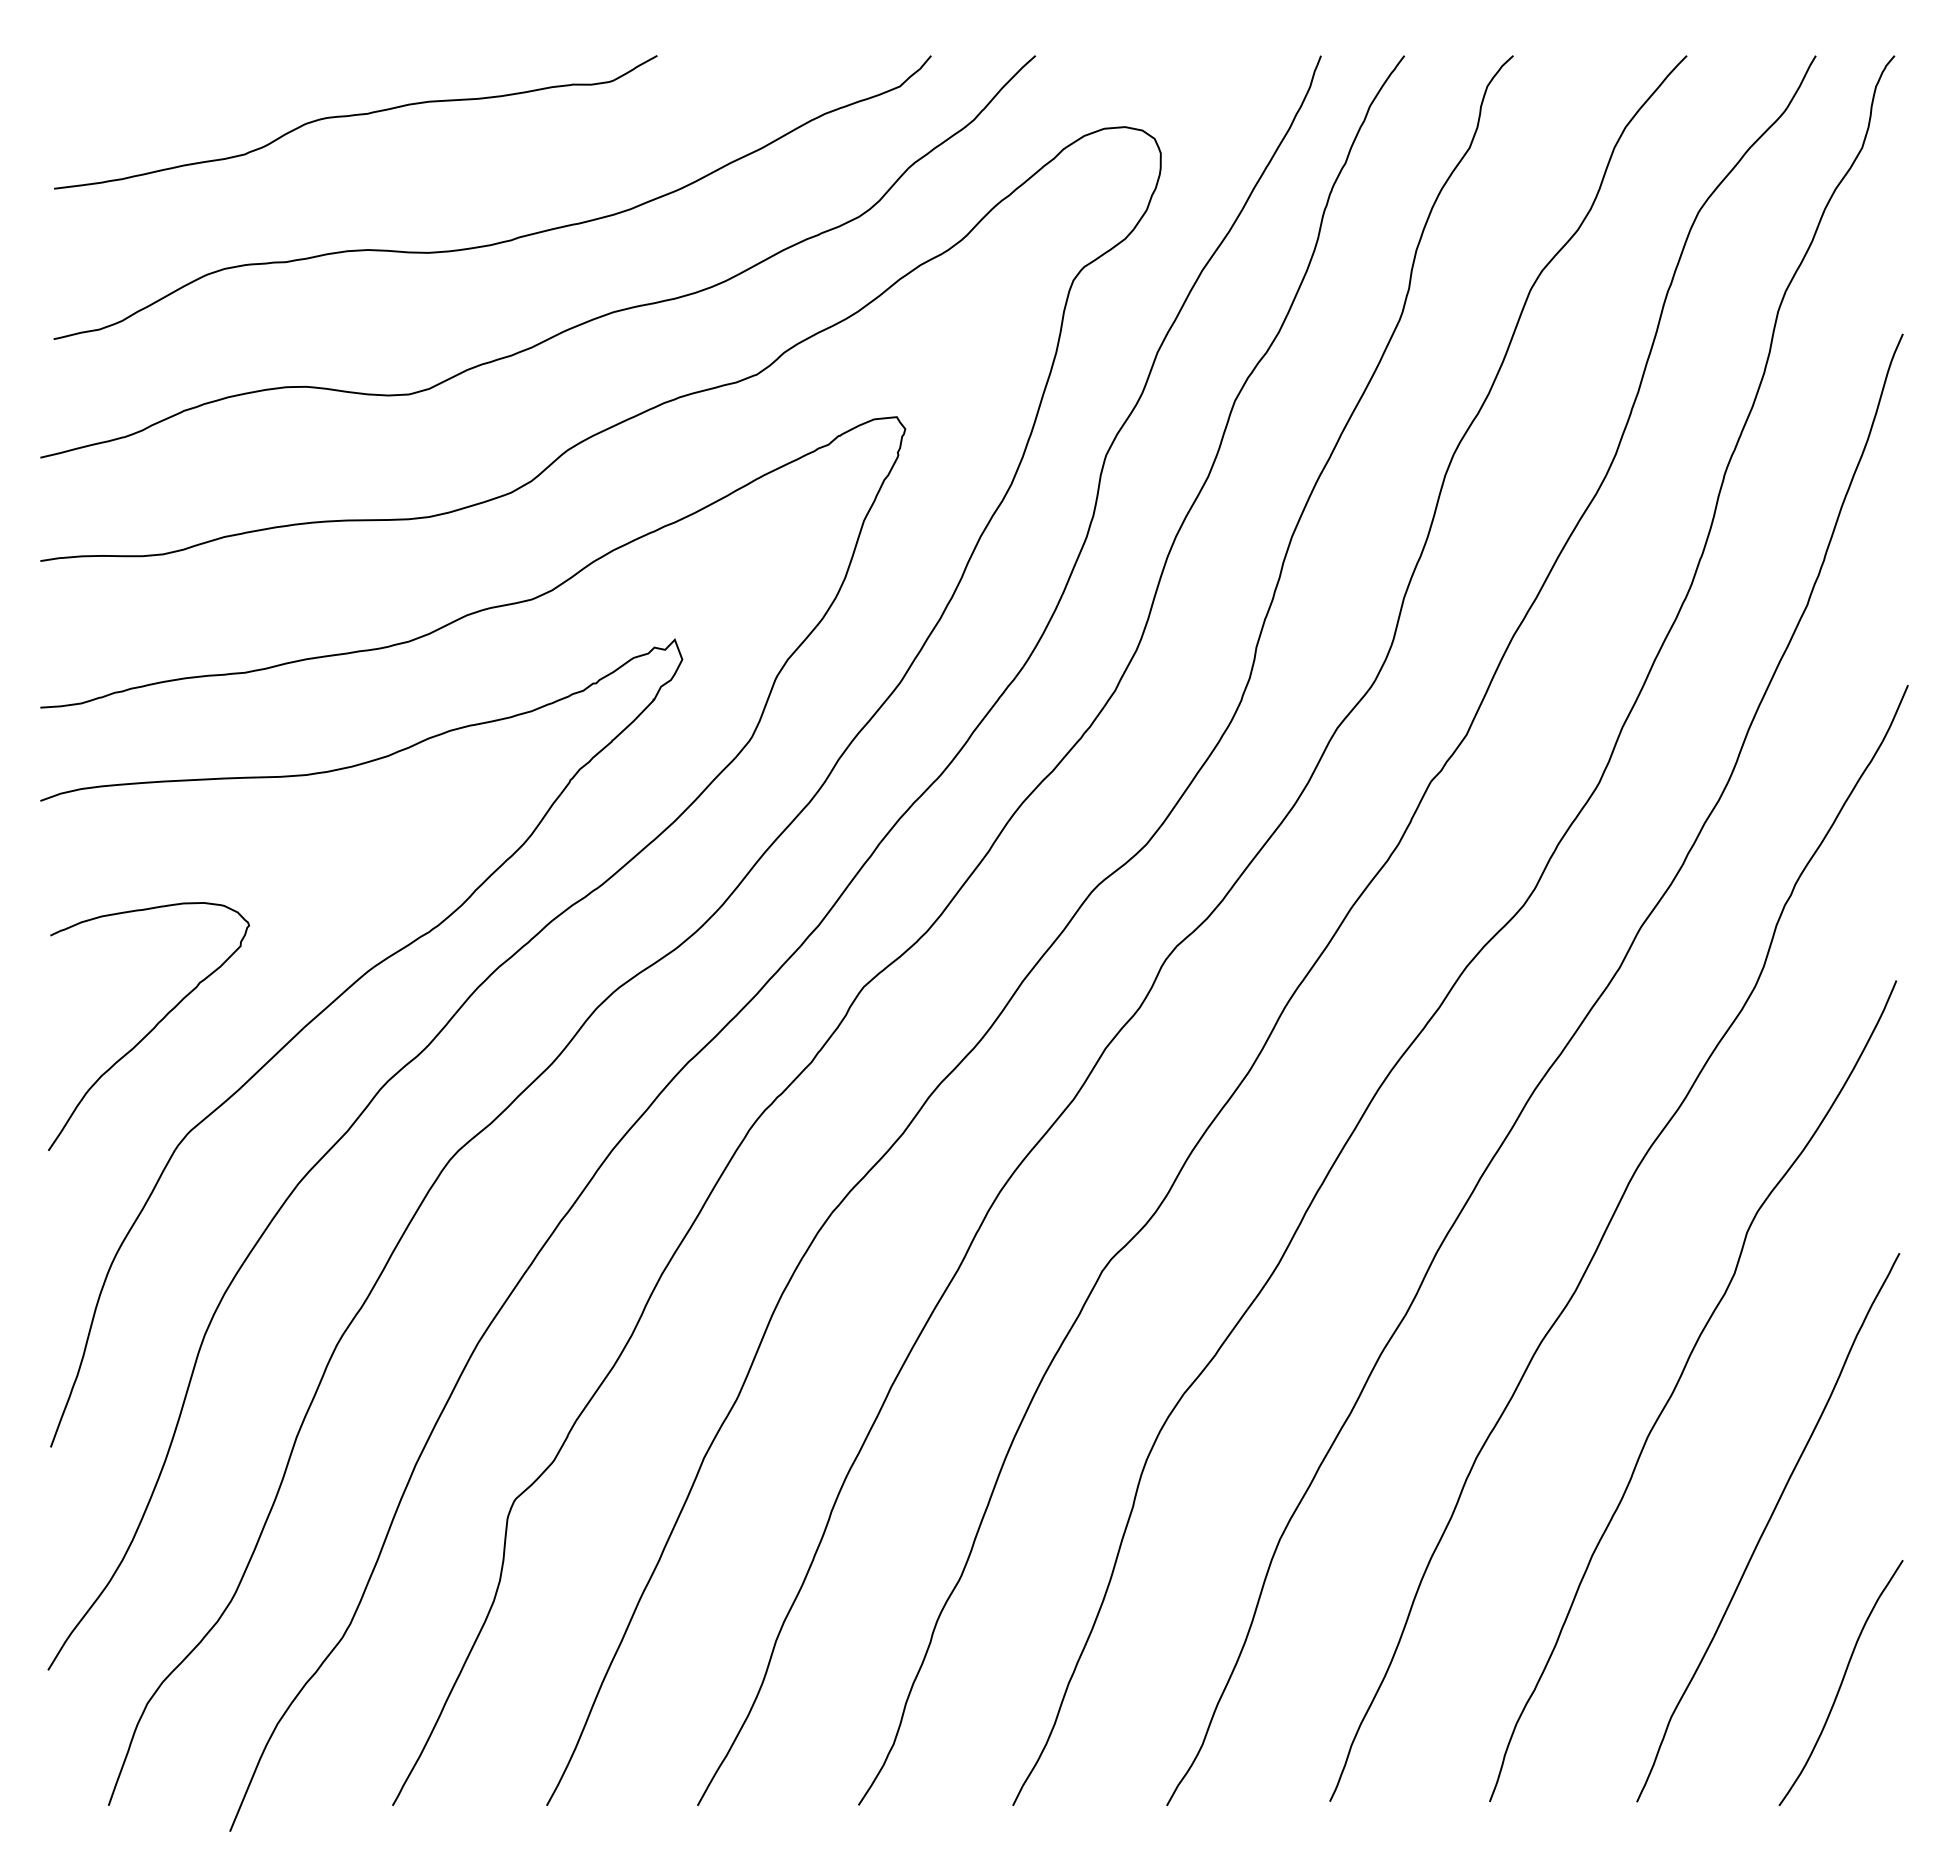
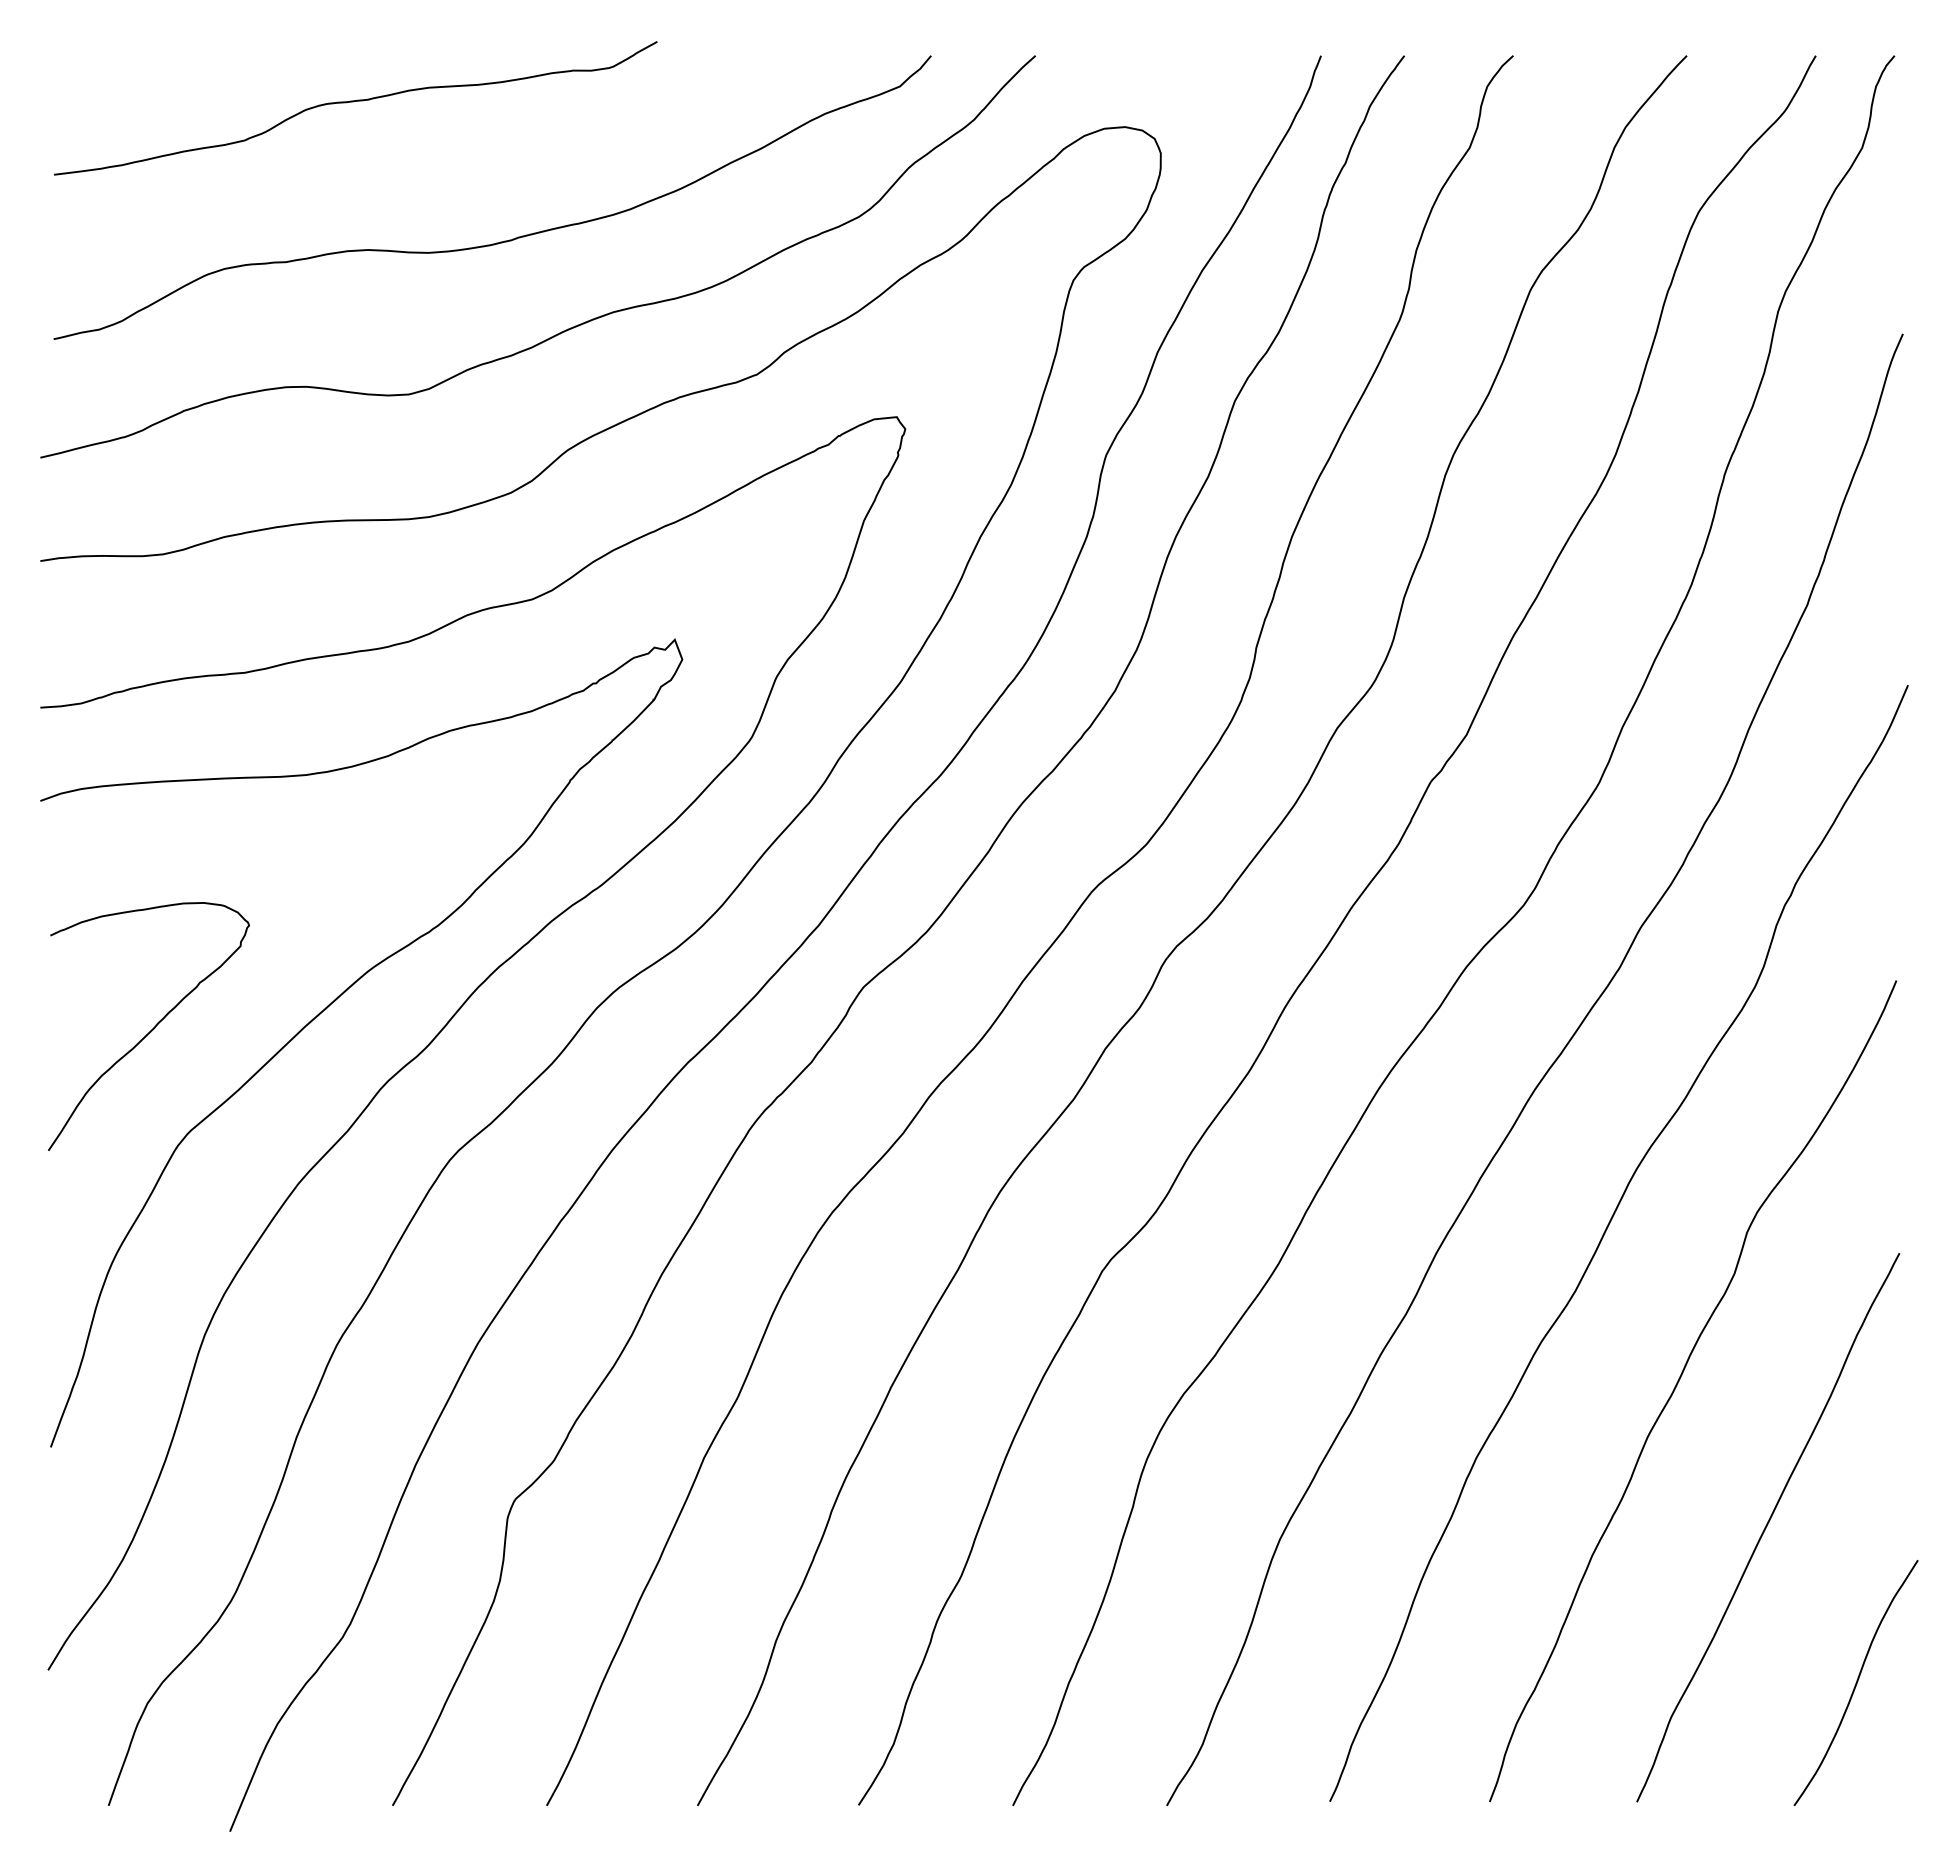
curve position: (353, 116) -> (353, 102) (353, 102)
curve position: (1841, 1682) -> (1856, 1682) (1856, 1682)
